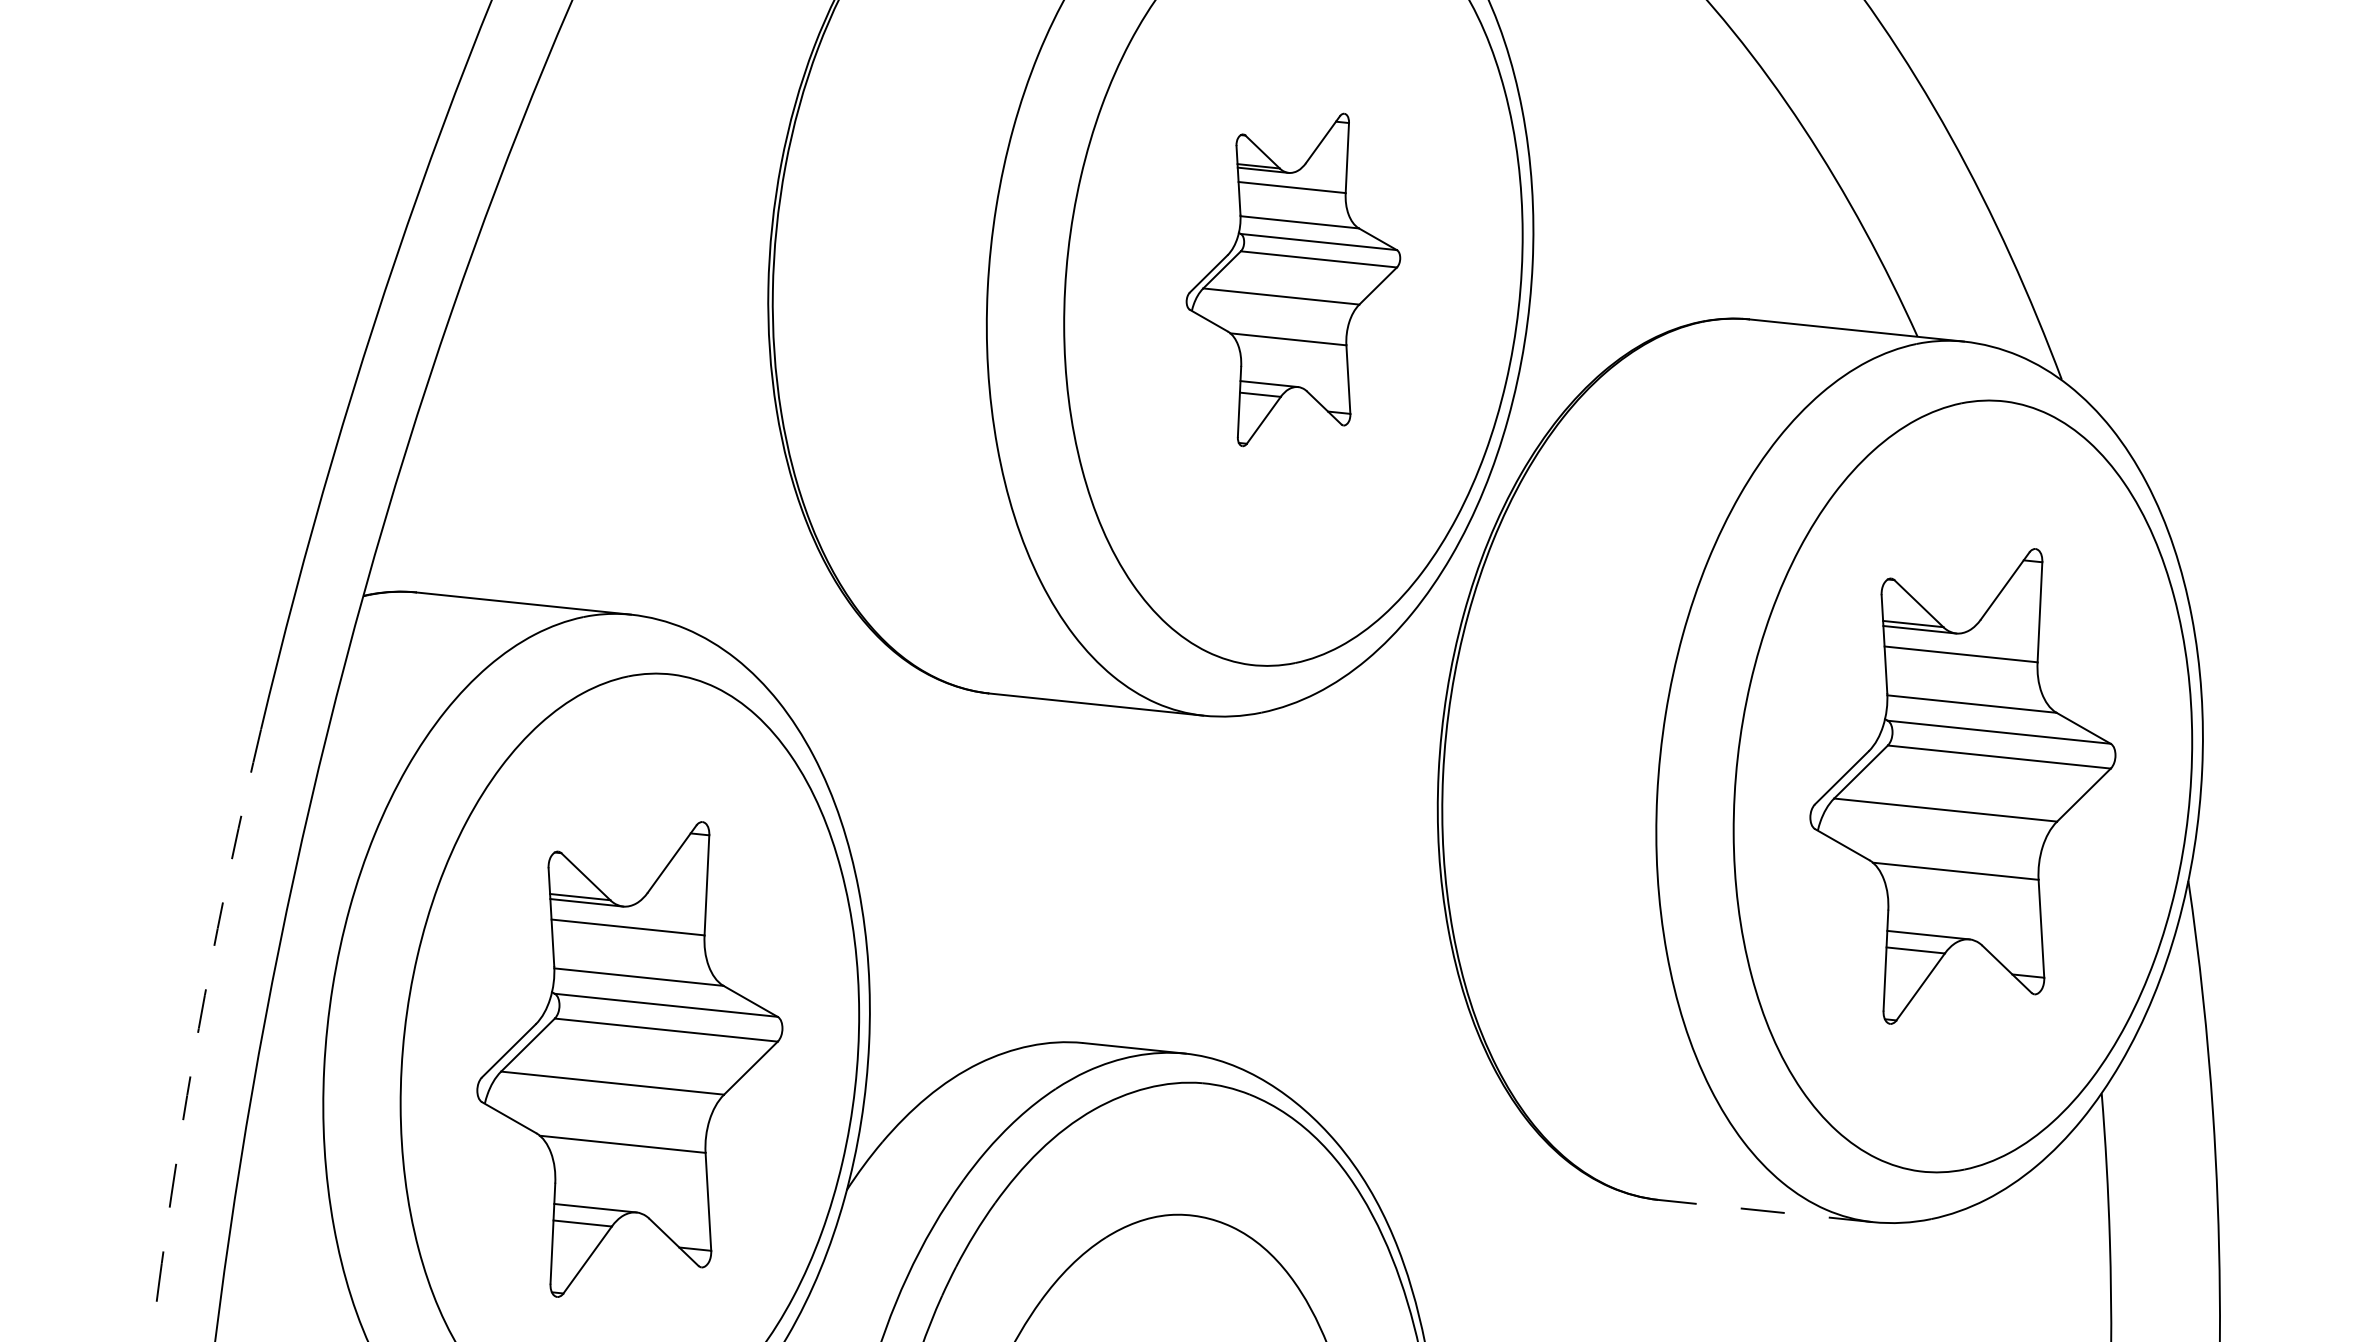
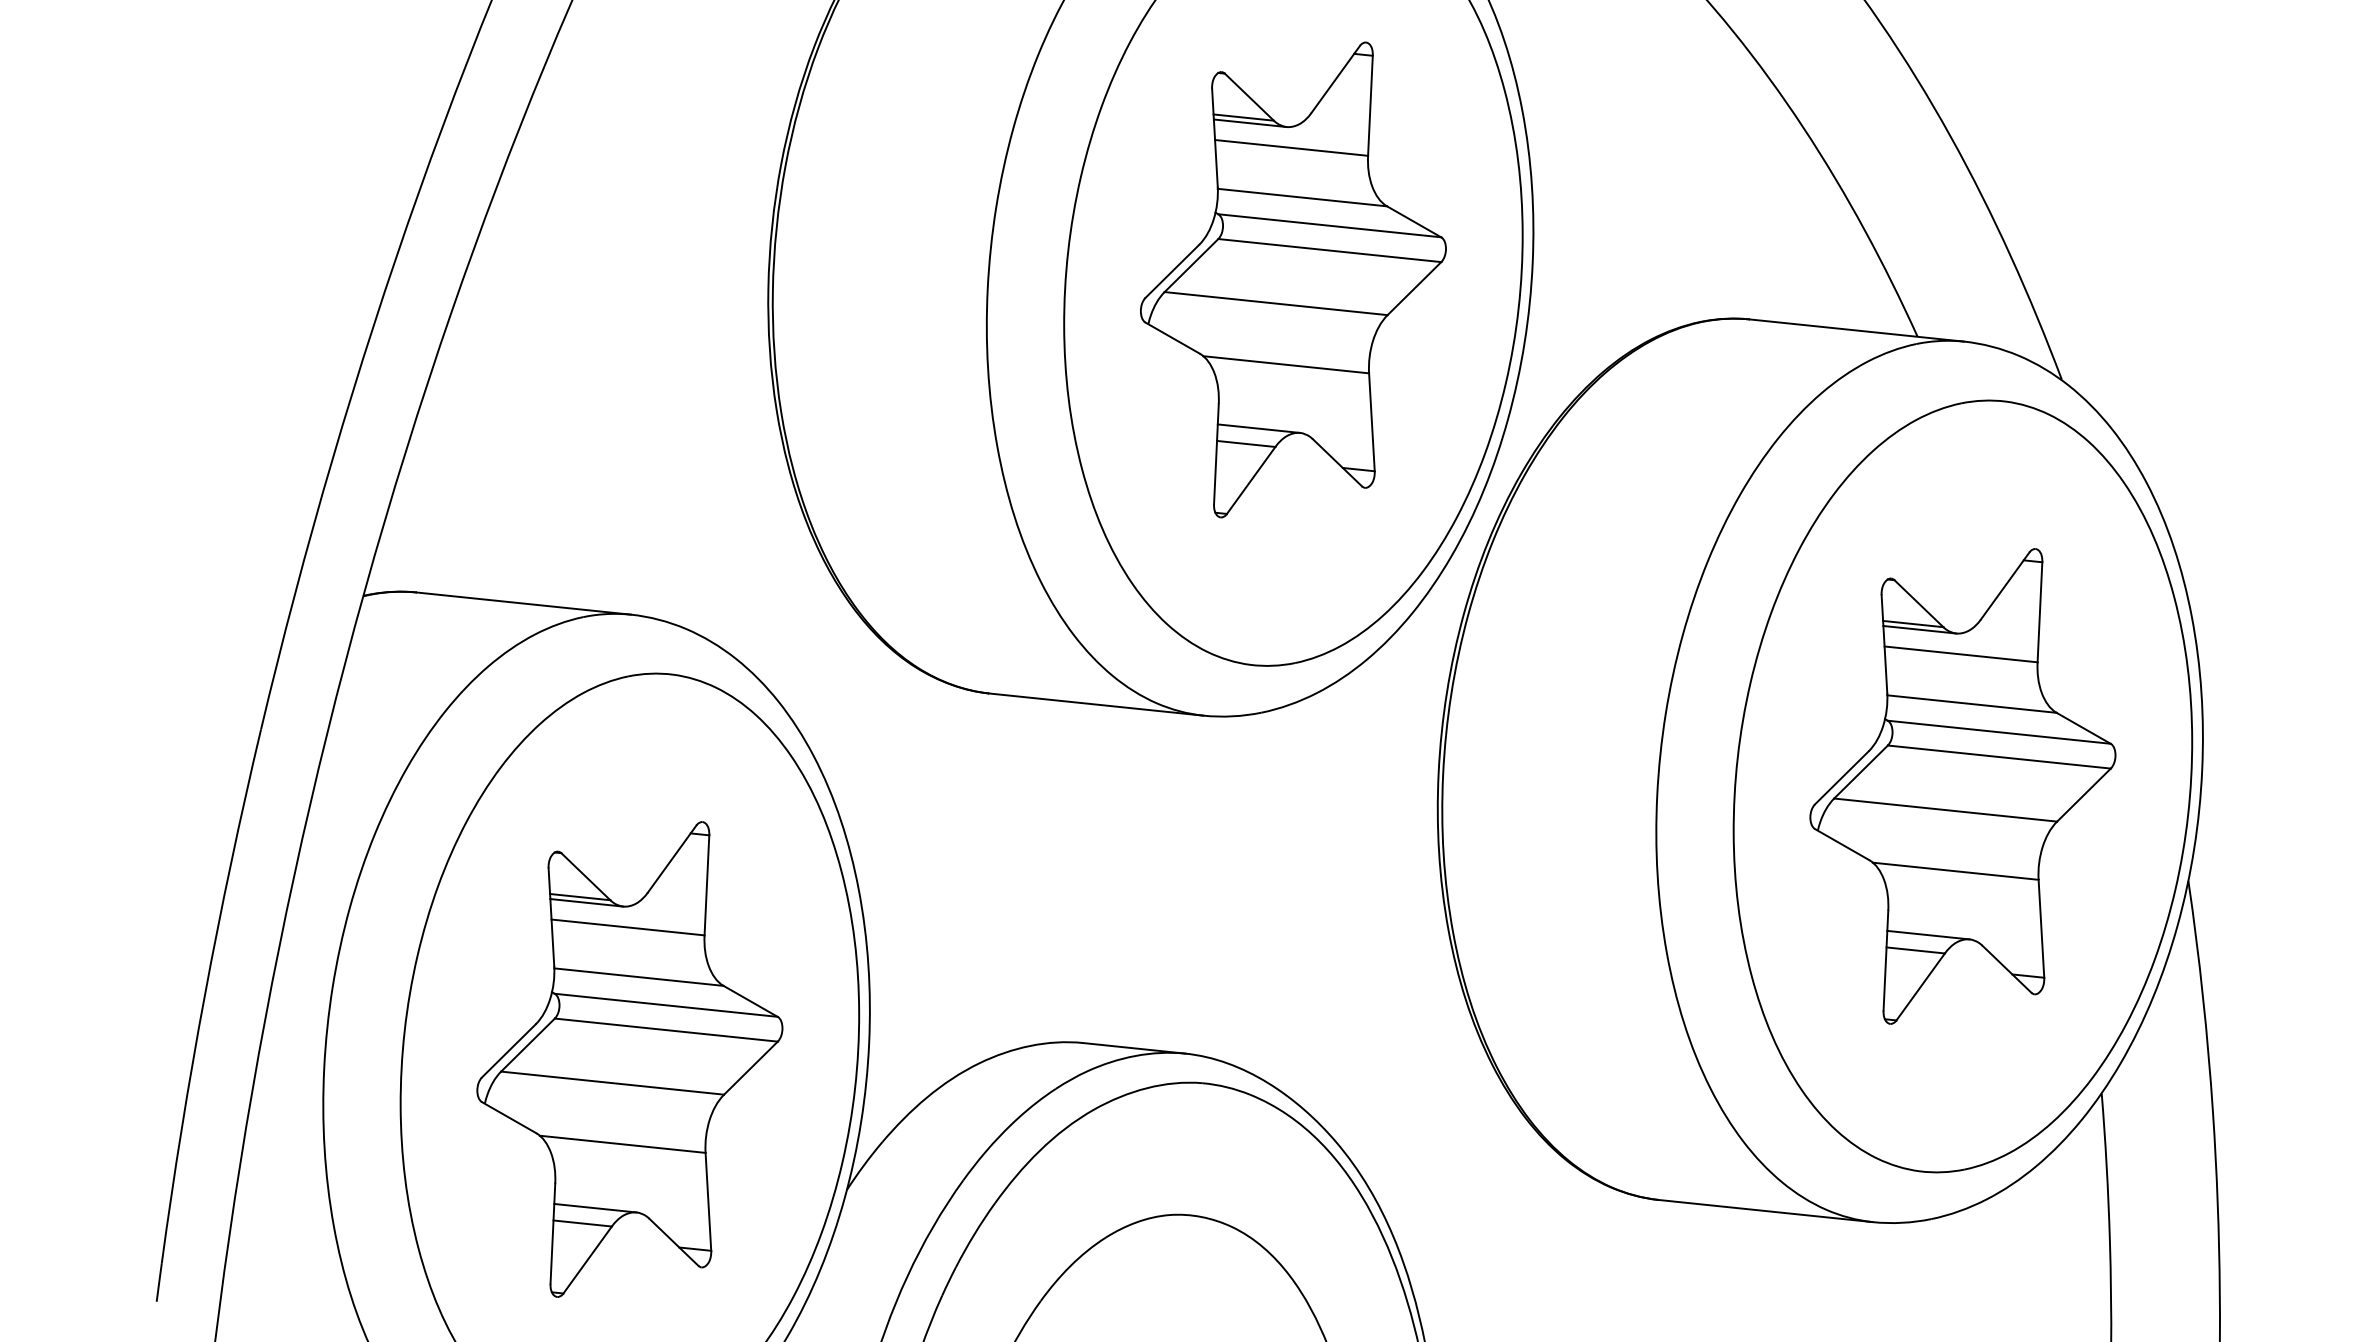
part size: 217x336 px -> 307x478 px (1293, 279)
arc: dashed -> solid (204, 995)
line: dashed -> solid (1765, 1211)
